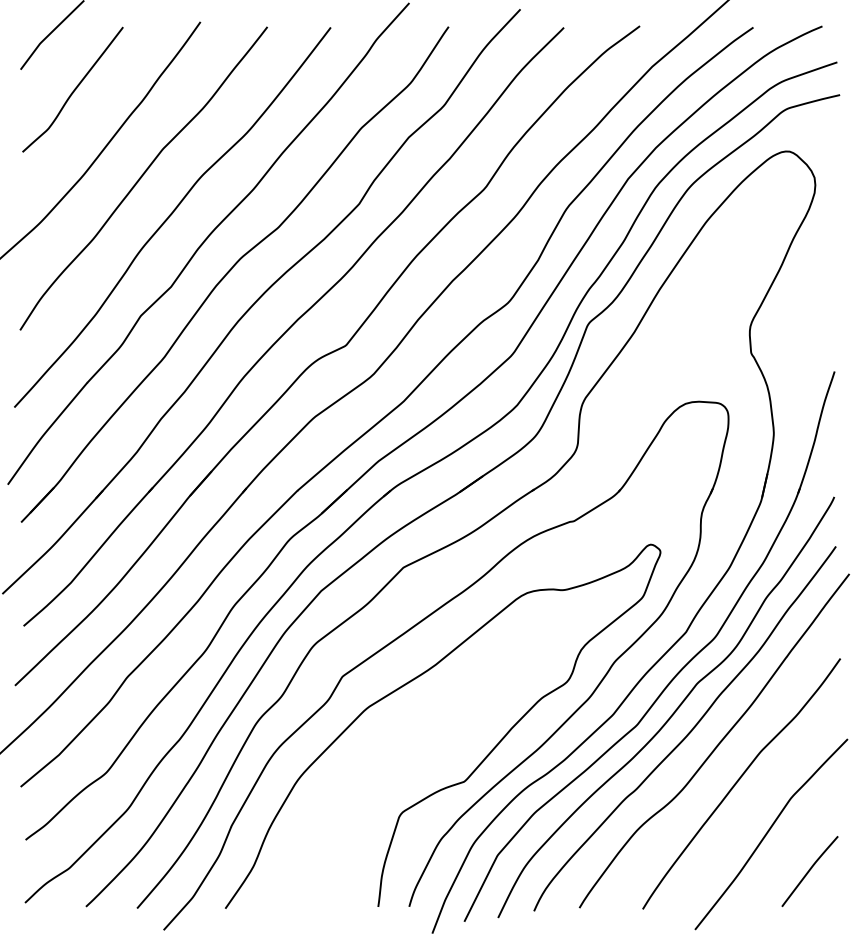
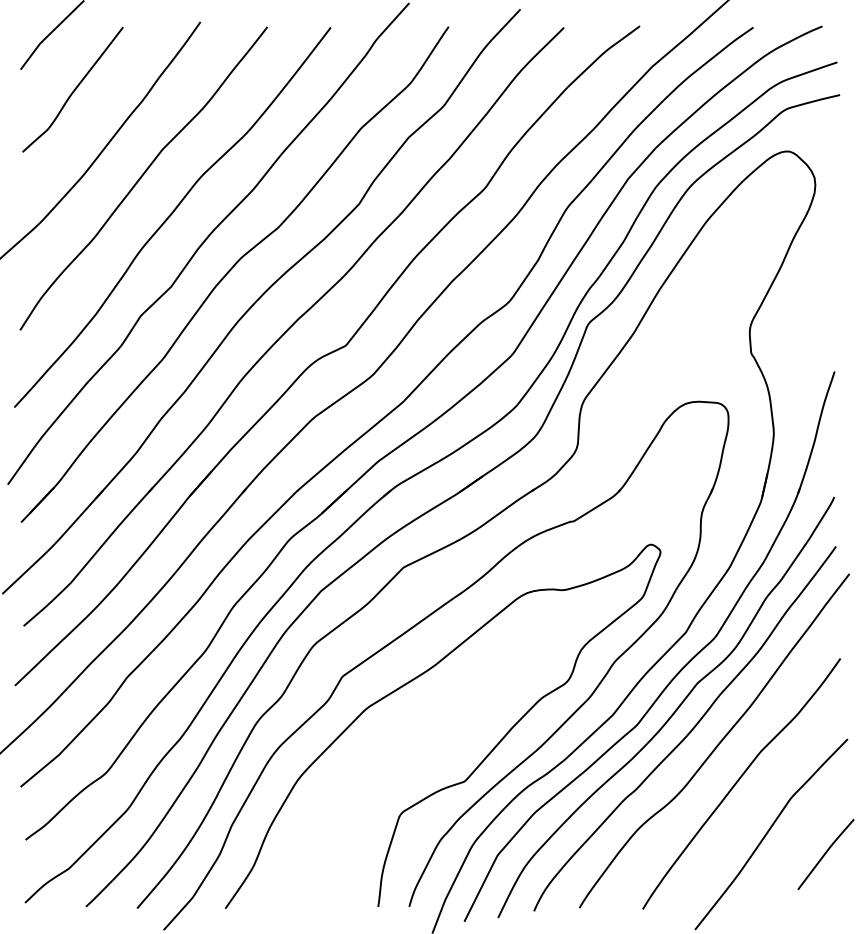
curve position: (809, 871) -> (825, 854) (825, 854)
